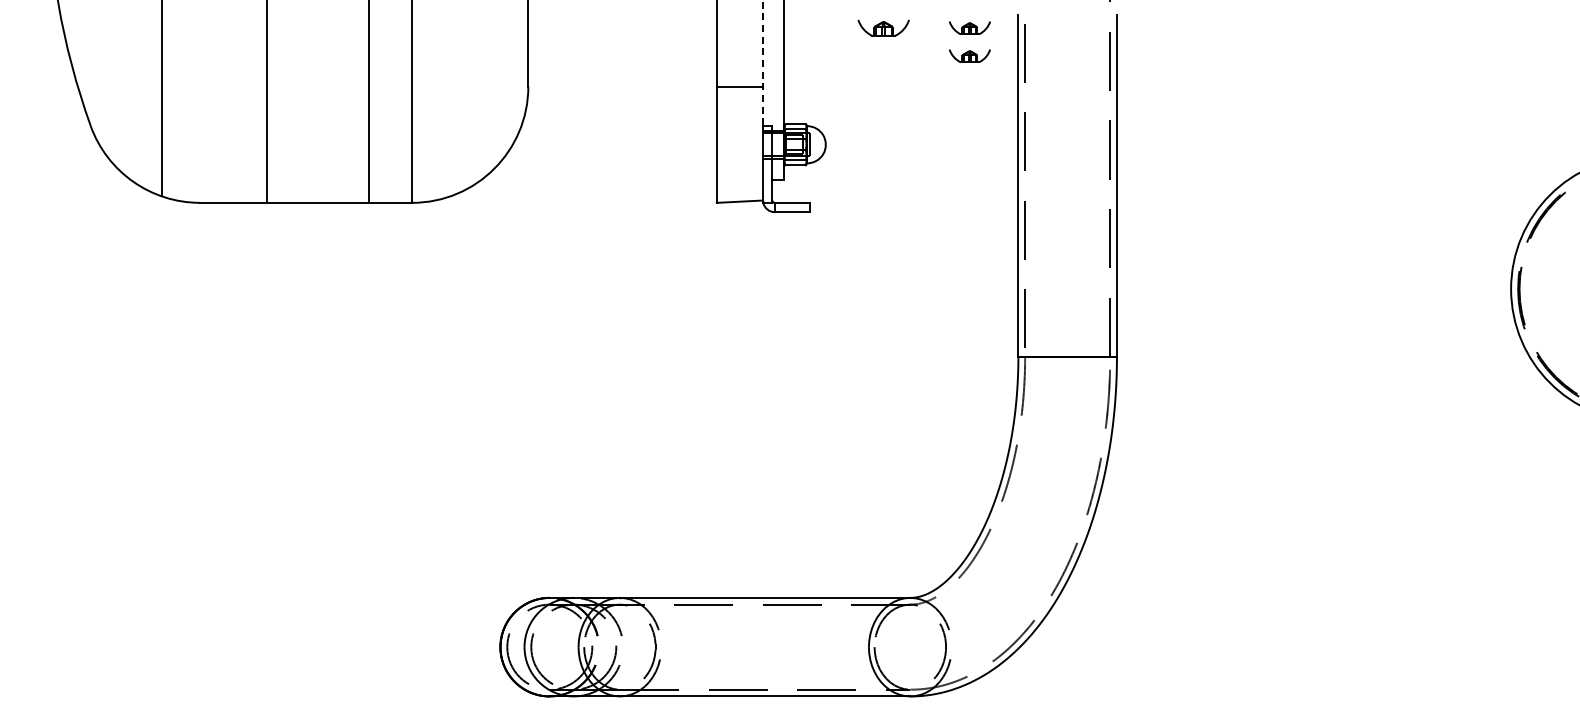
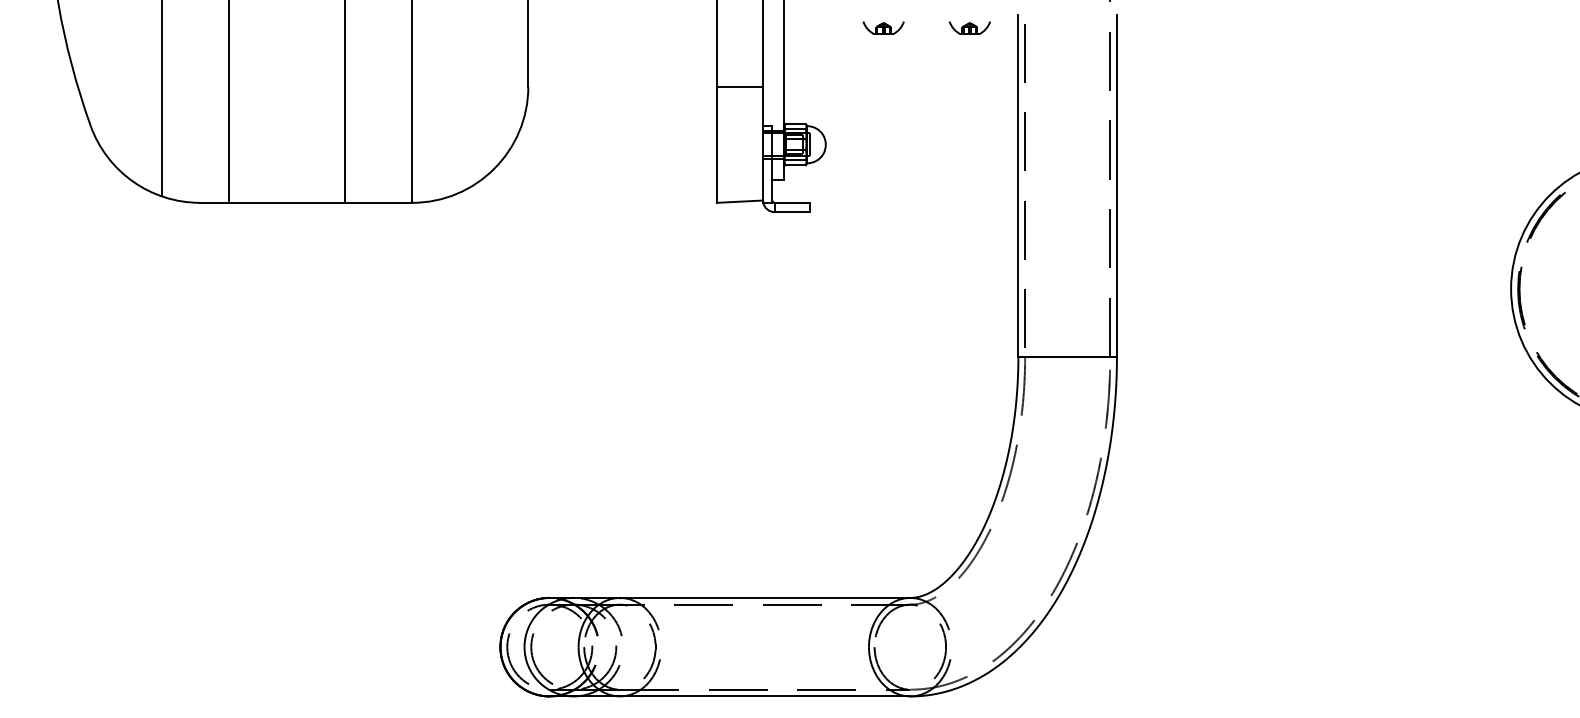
part size: 53x18 px -> 43x14 px (883, 27)
part: present -> none (969, 55)
line: dashed -> solid (763, 63)
line position: (267, 101) -> (229, 101) (229, 101)
line position: (369, 101) -> (345, 101) (345, 101)
